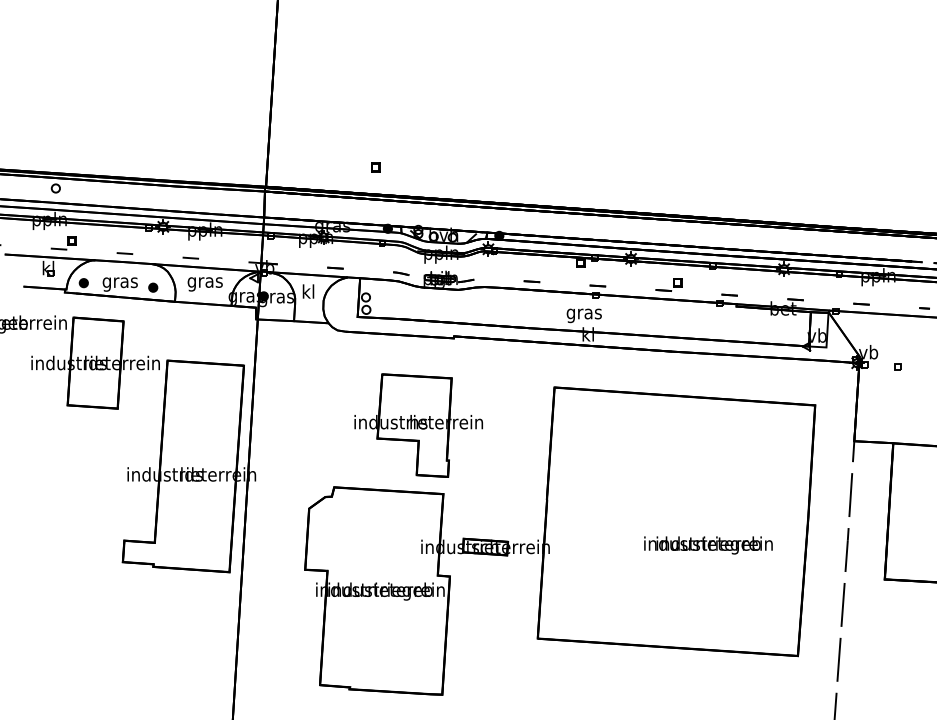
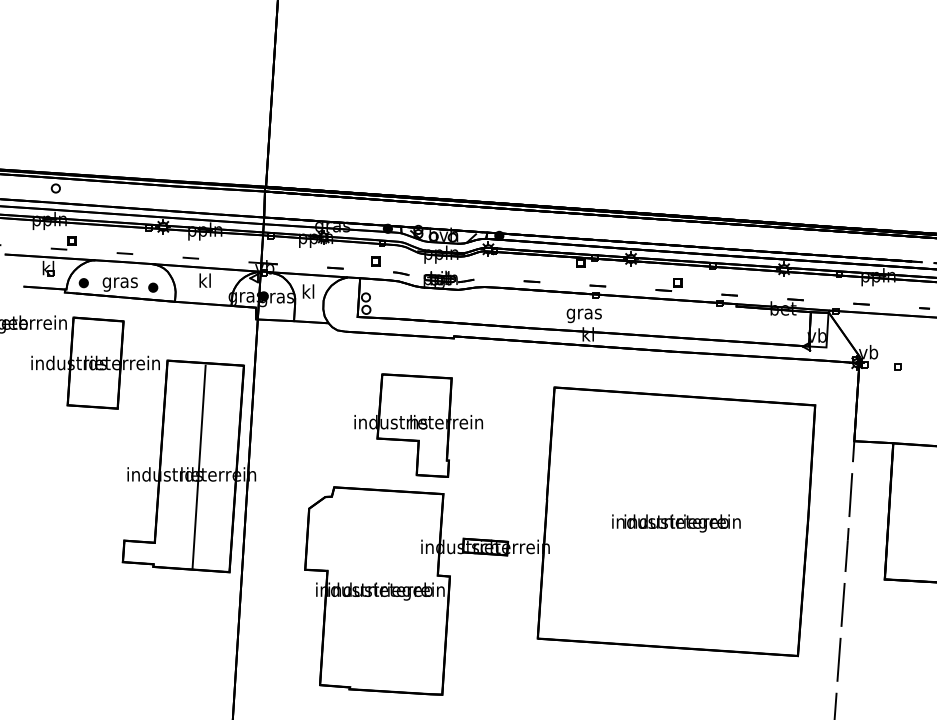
part position: (375, 167) -> (375, 261) (375, 261)
text: gras -> kl (204, 282)
line: none -> present (198, 466)
text position: (708, 545) -> (676, 523) (676, 523)
